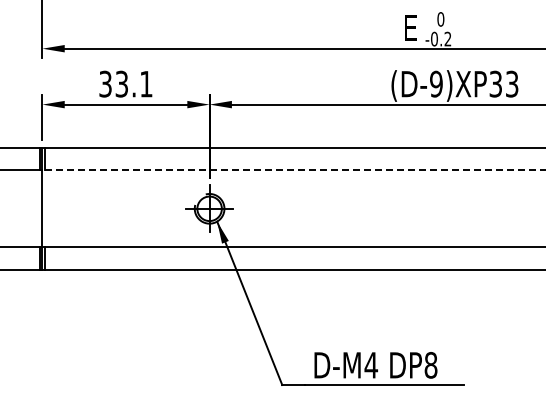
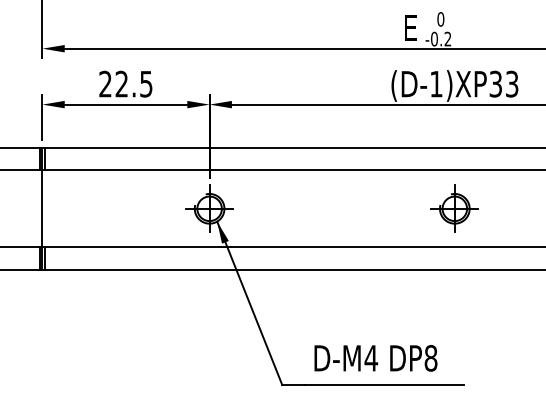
text: (D-9)XP33 -> (D-1)XP33 (436, 83)
text: 33.1 -> 22.5 (125, 84)
line: dashed -> solid (293, 170)
part: none -> present (454, 208)
text position: (375, 365) -> (375, 358) (375, 358)
